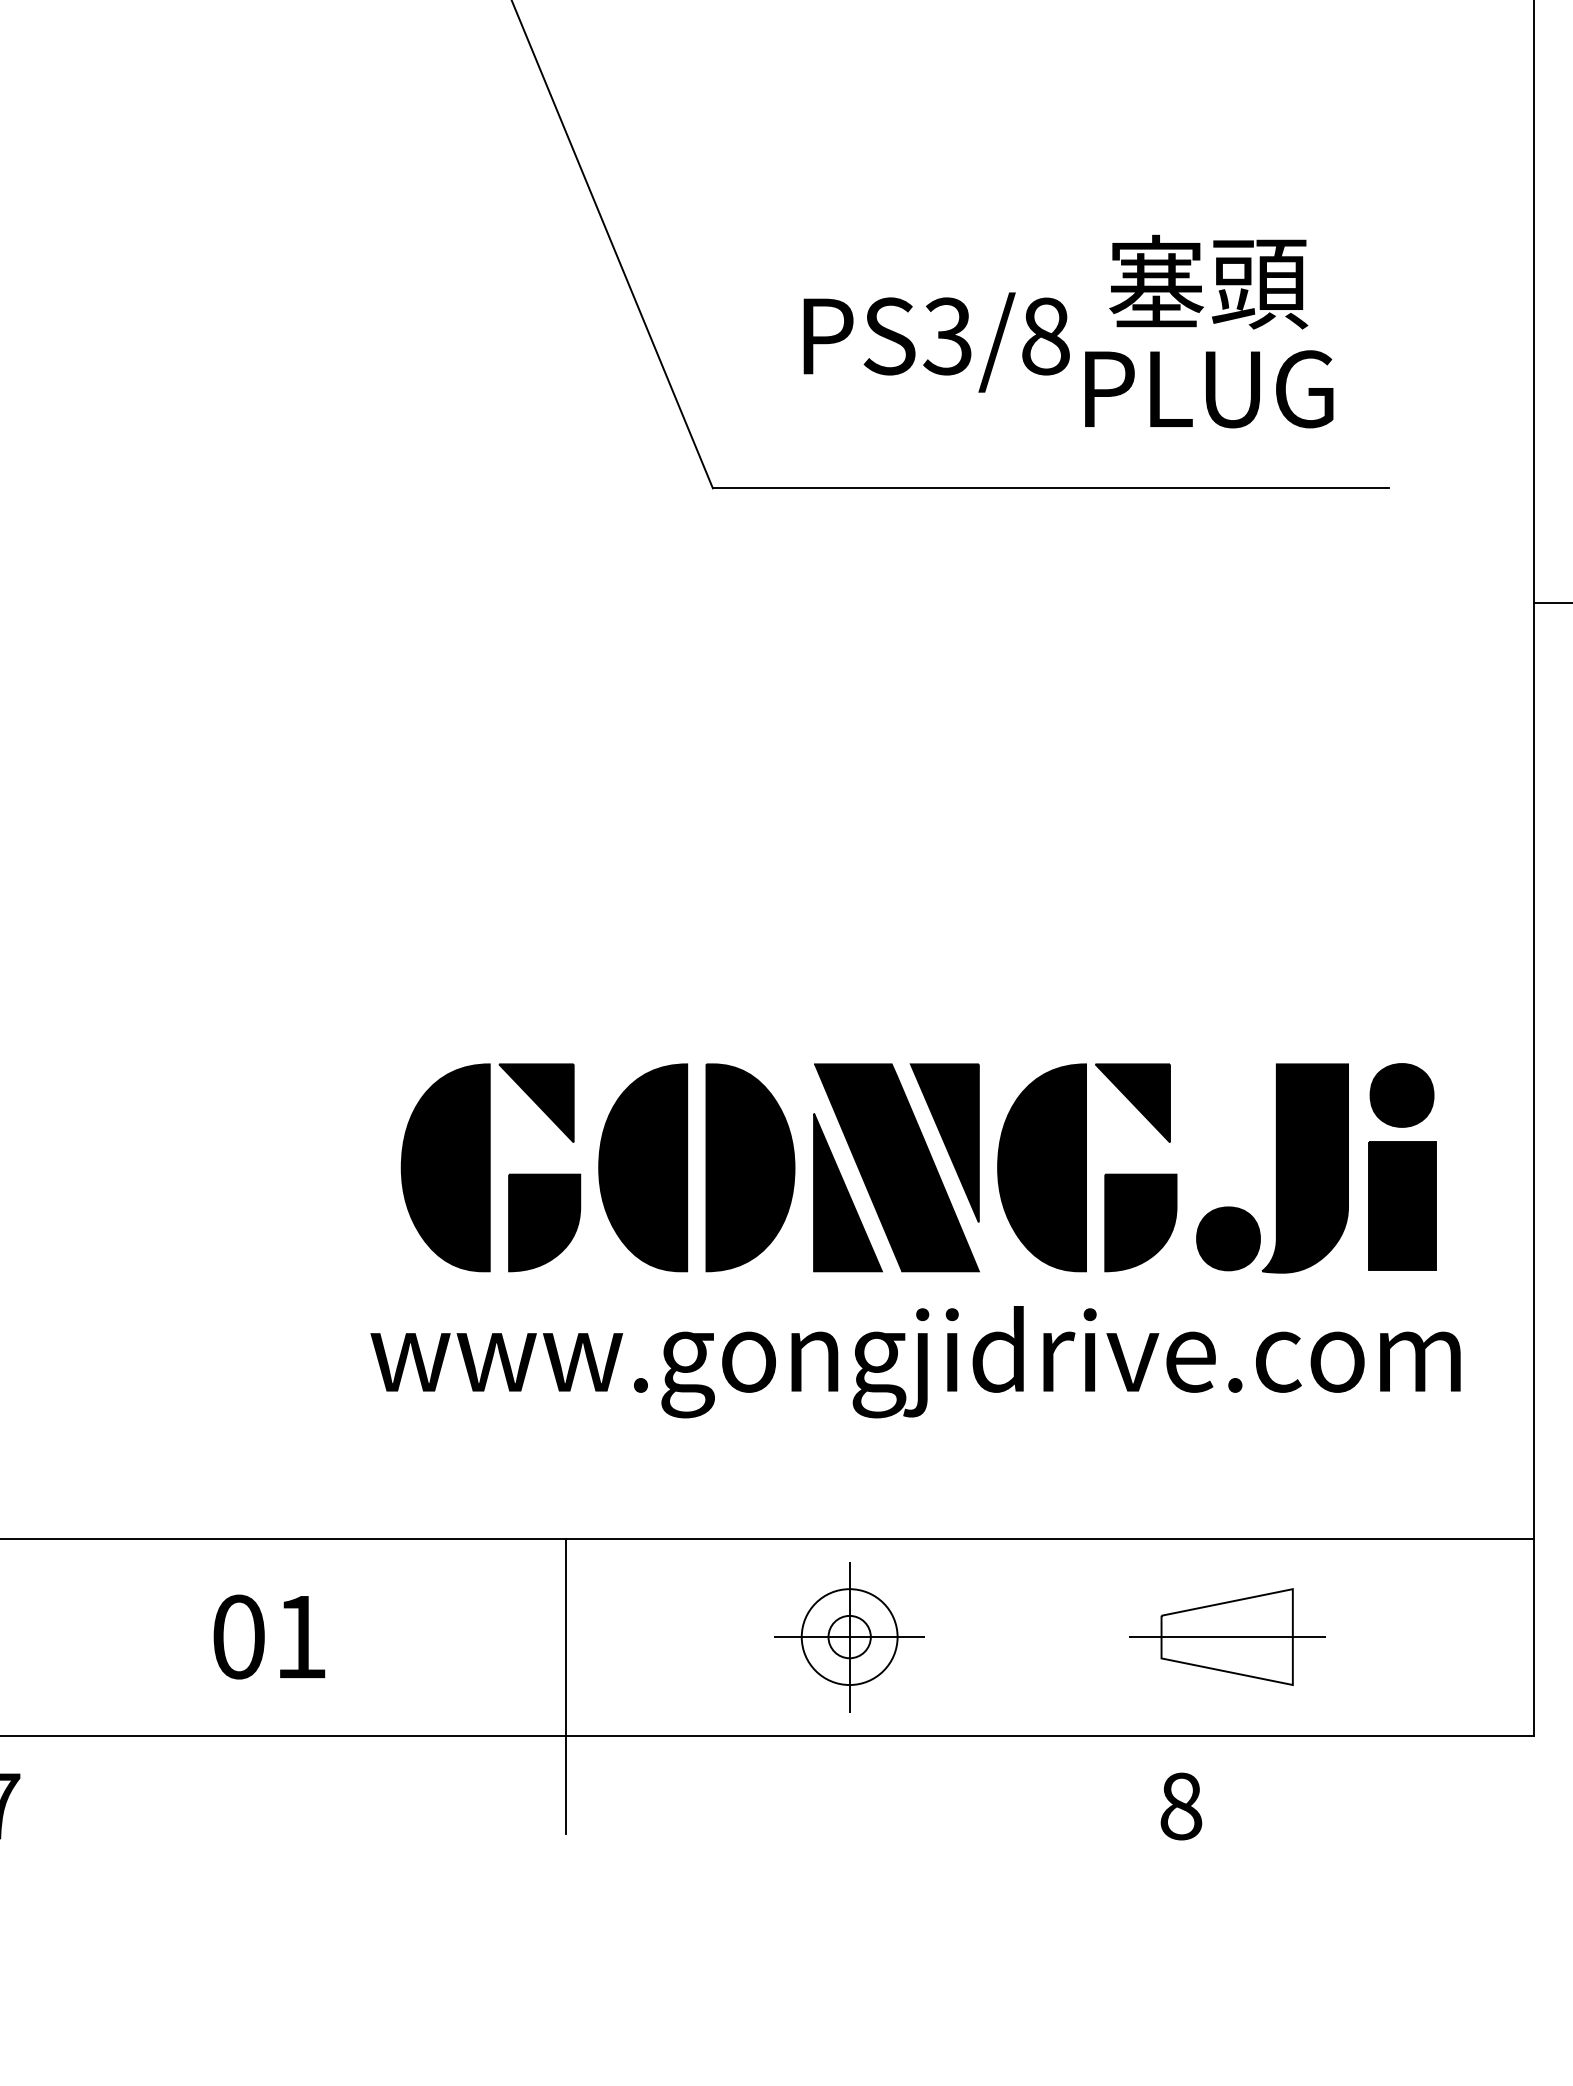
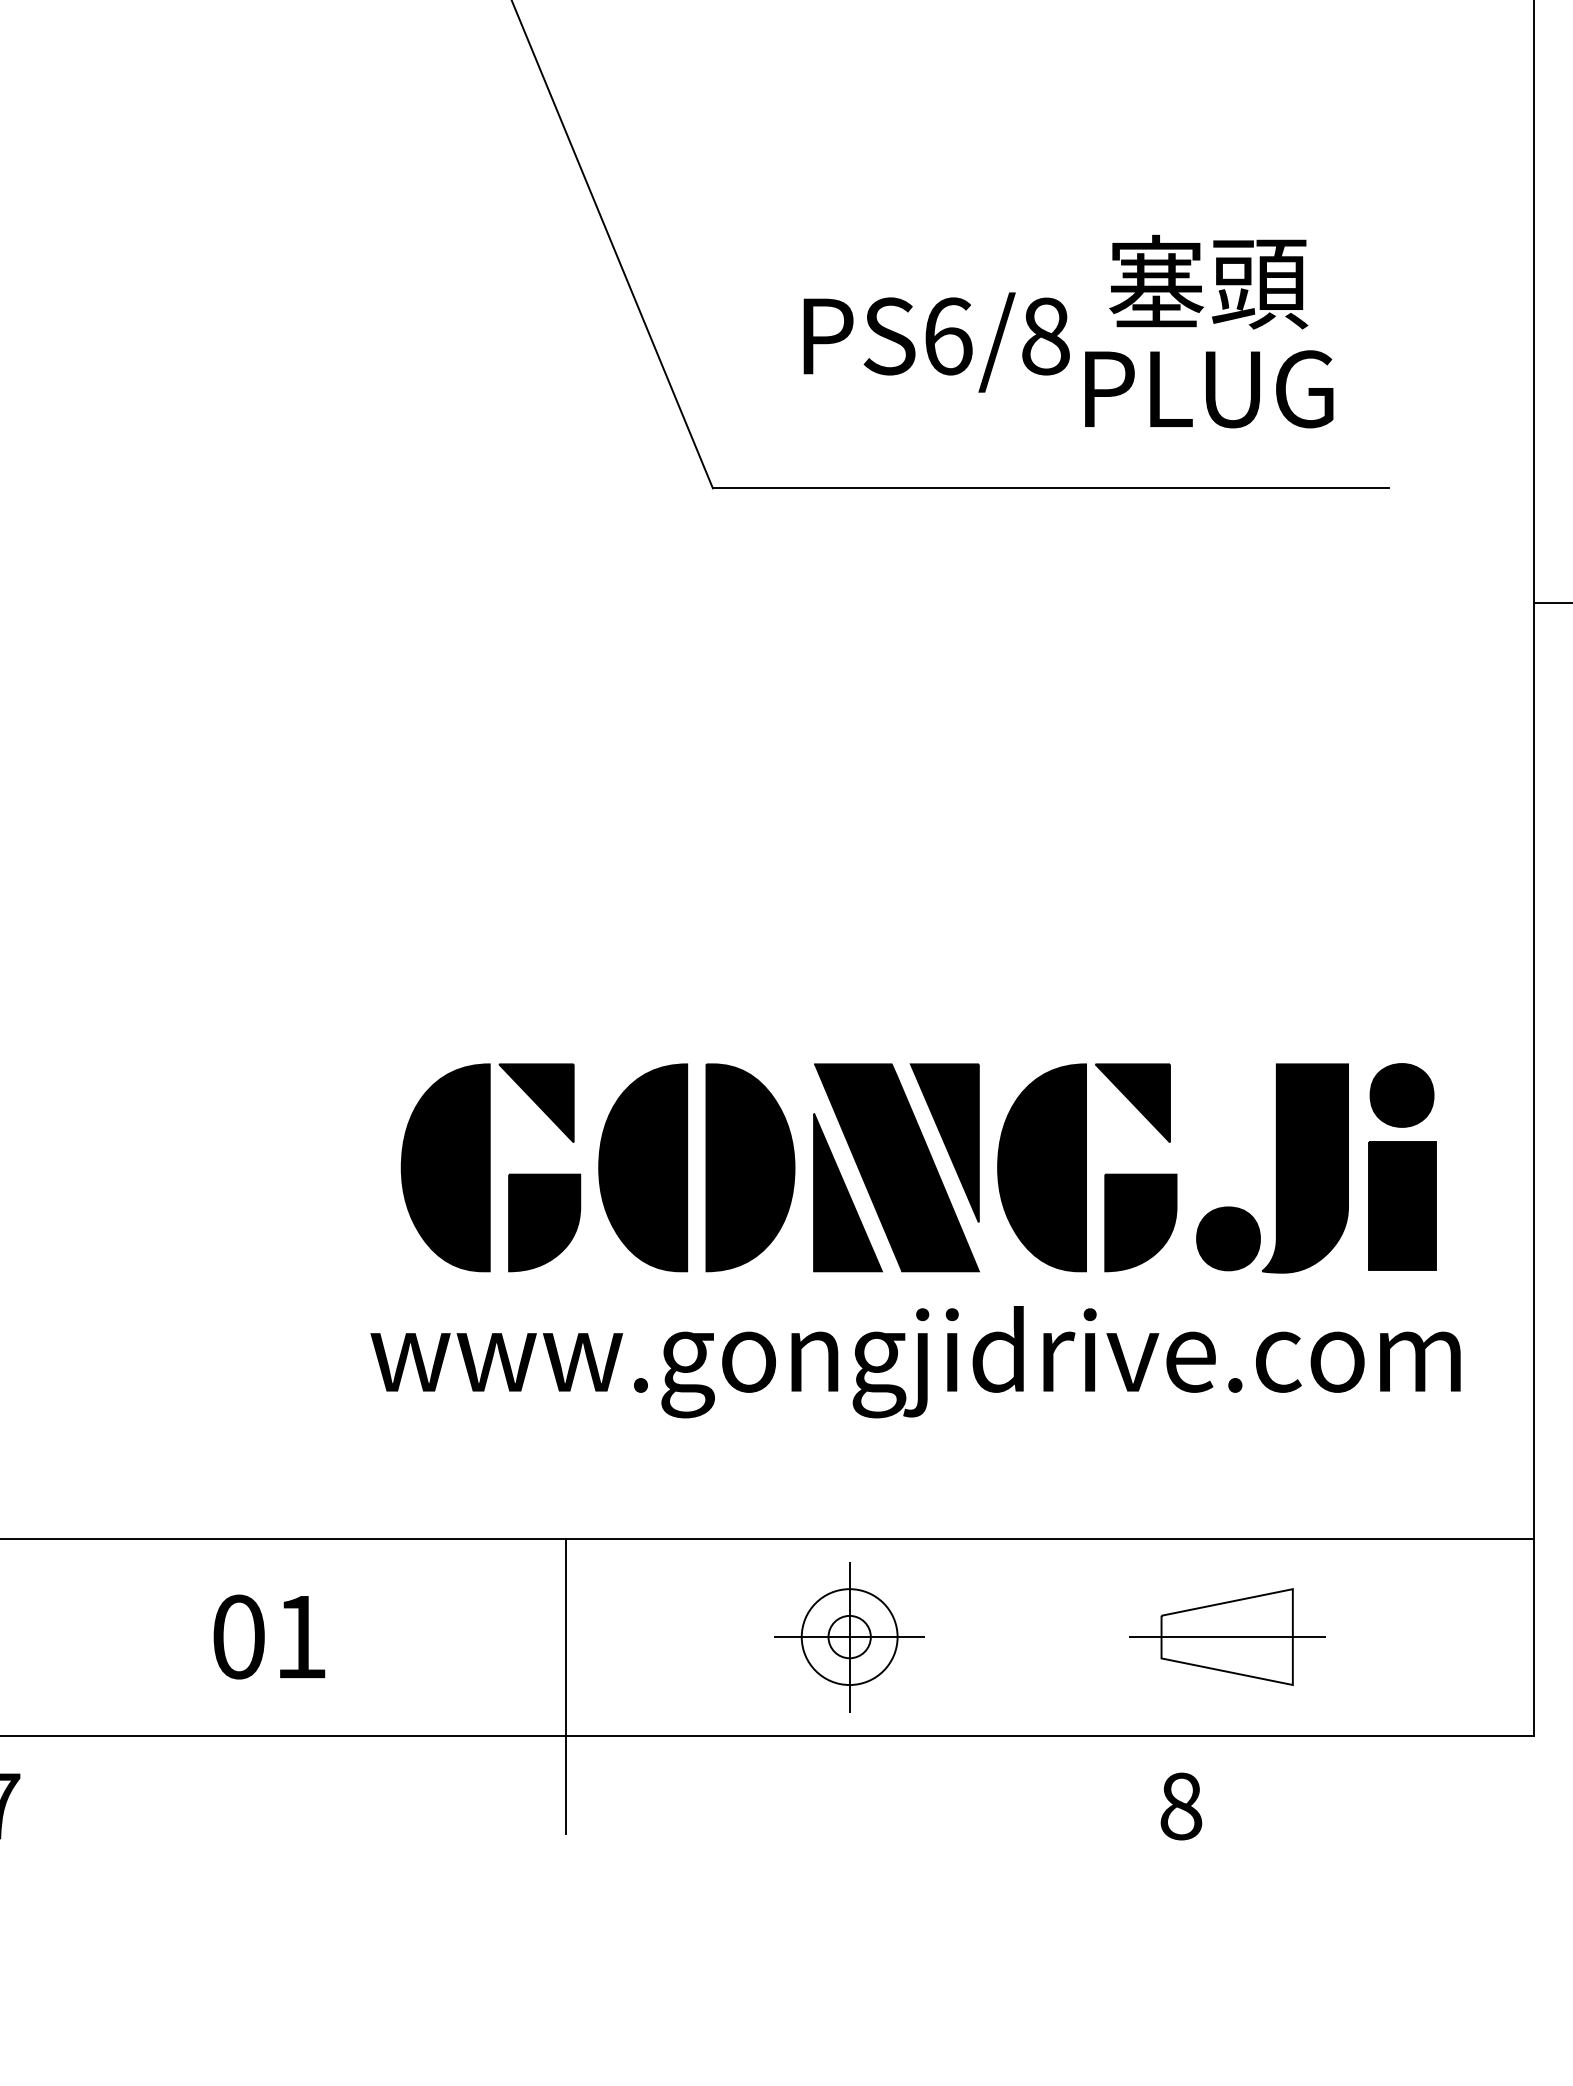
text: PS3/8 -> PS6/8 (947, 336)
